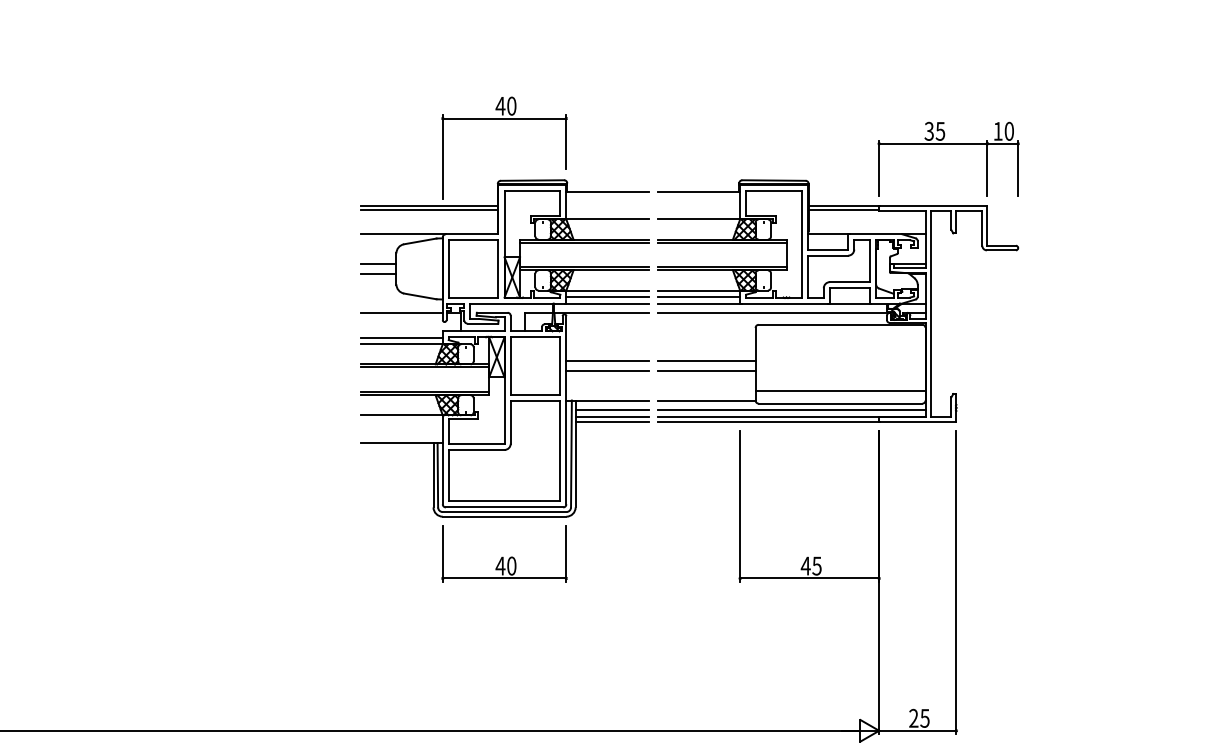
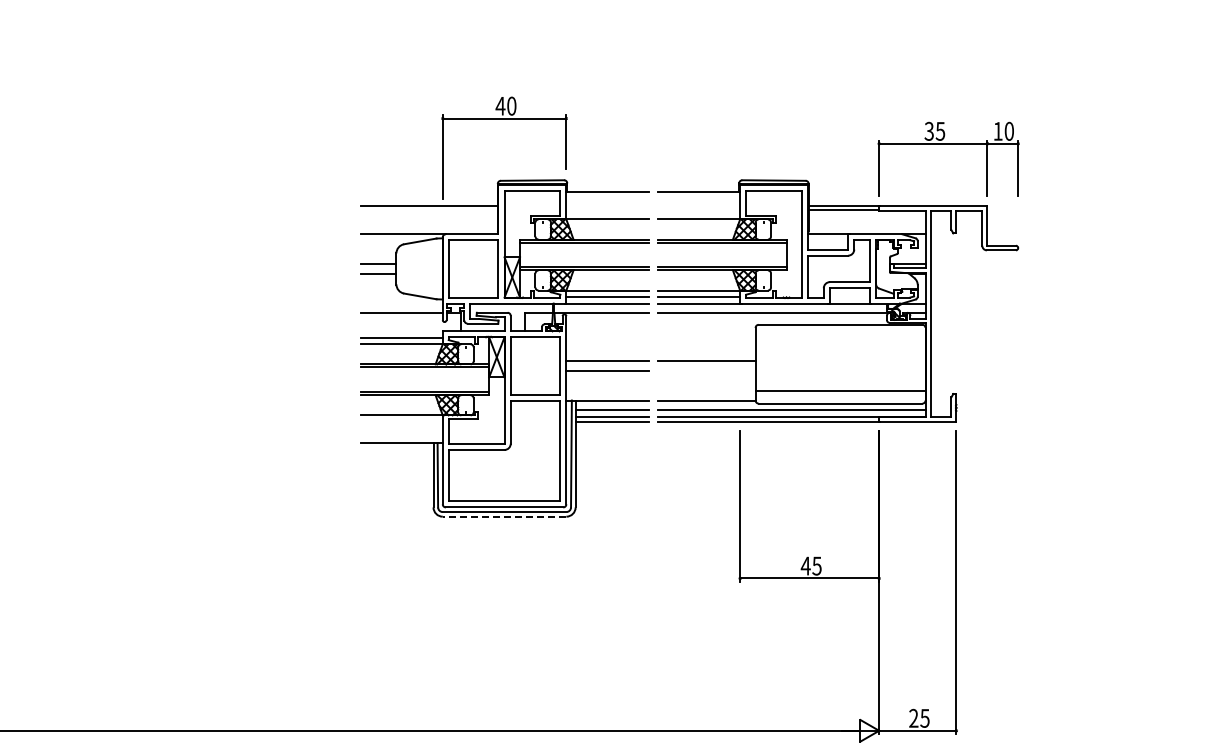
line: present -> none (428, 209)
line: present -> none (706, 371)
line: solid -> dashed (504, 516)
part: present -> none (504, 553)
